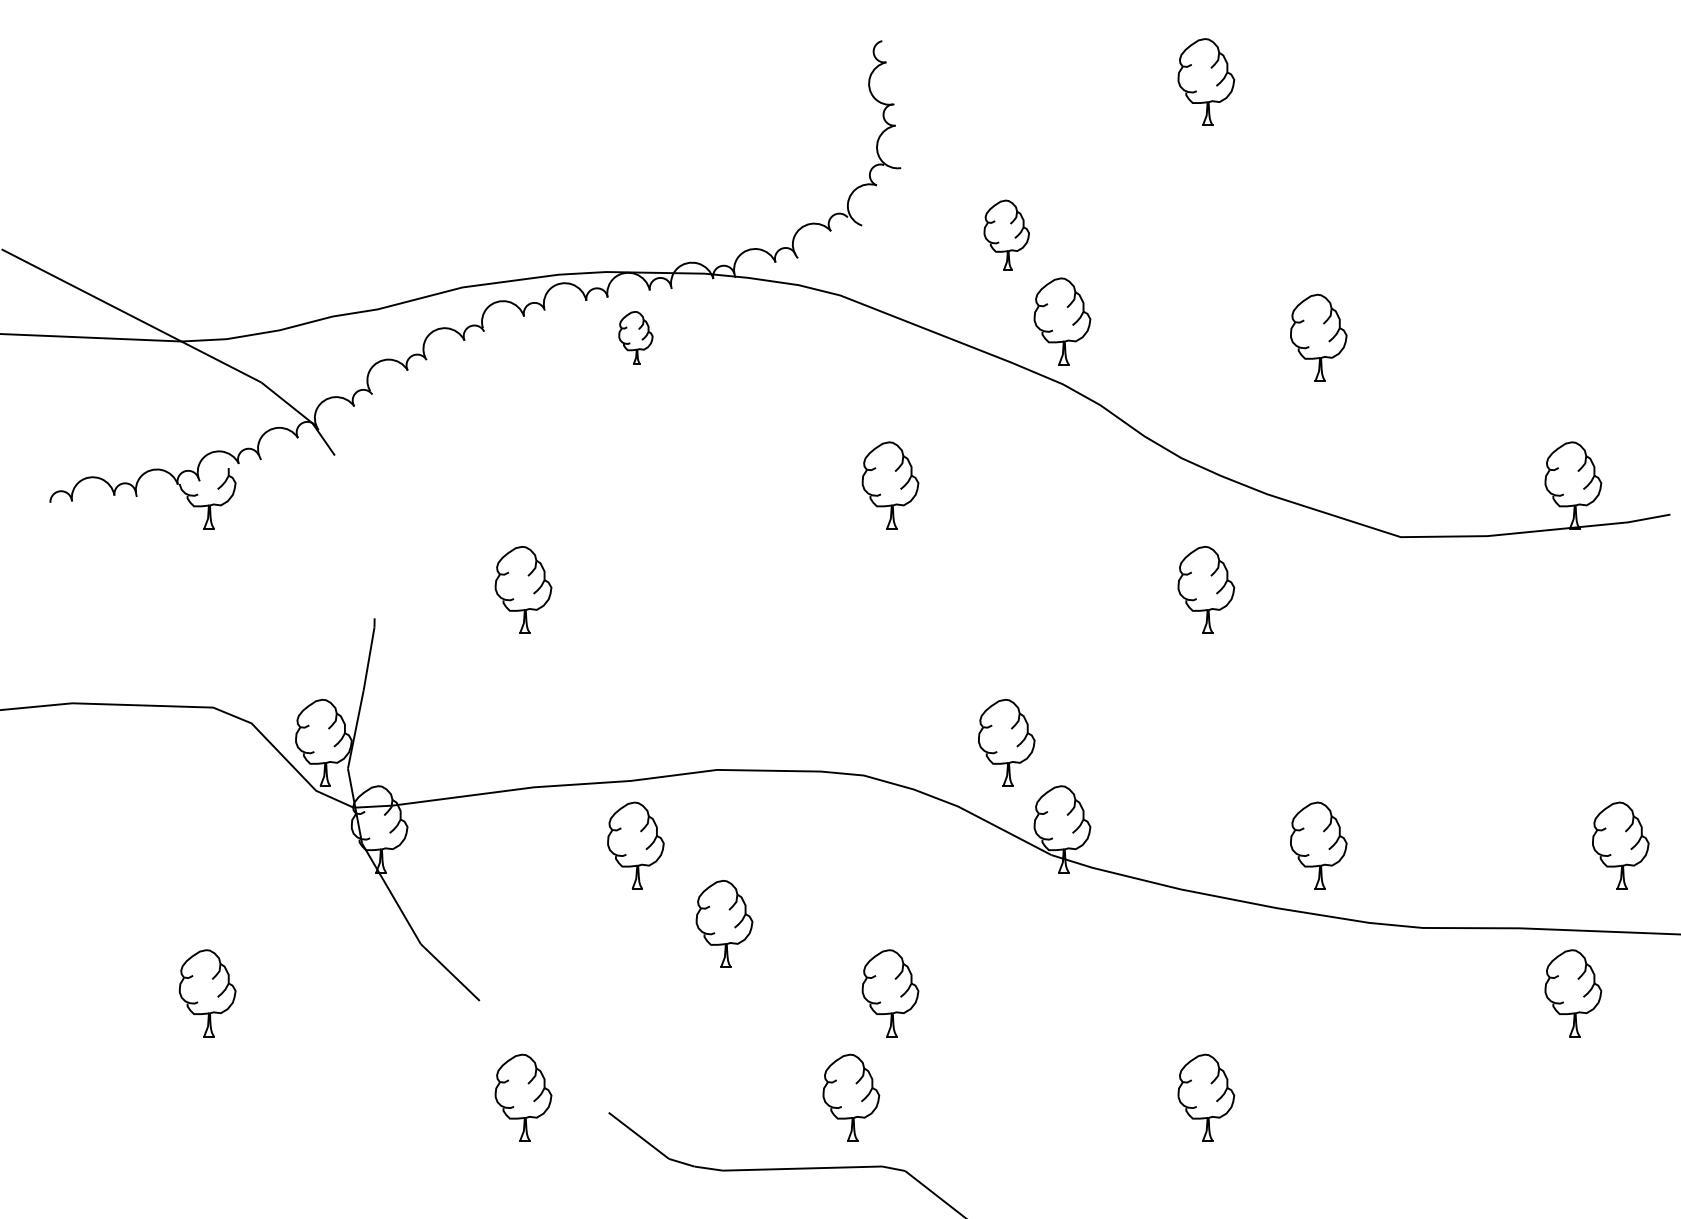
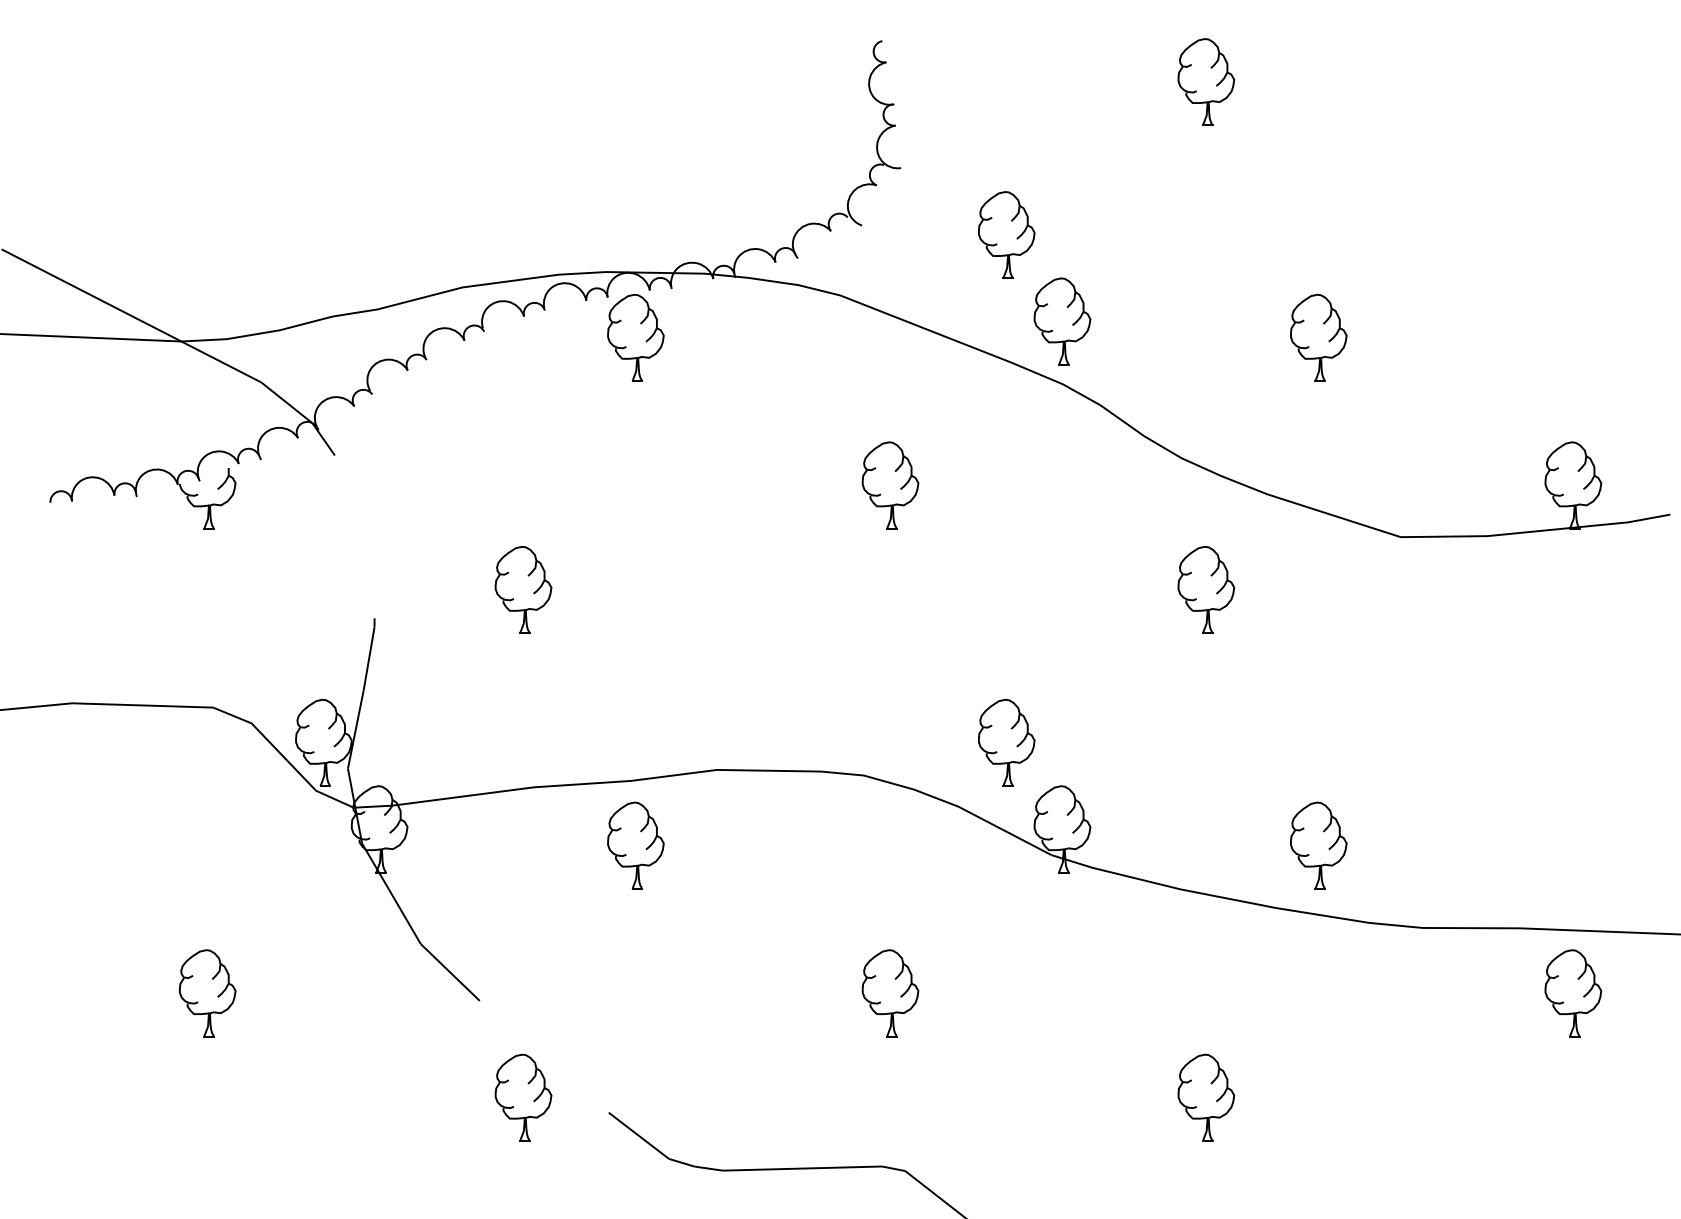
part size: 47x72 px -> 58x88 px (1006, 234)
part size: 36x54 px -> 58x89 px (635, 337)
part: present -> none (1620, 845)
part: present -> none (724, 923)
part: present -> none (851, 1097)
